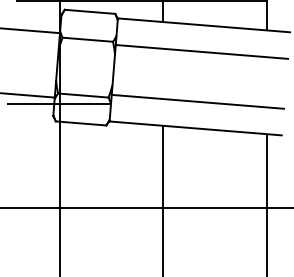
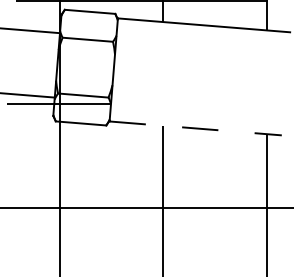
line: present -> none (201, 51)
line: present -> none (197, 101)
line: solid -> dashed (196, 128)
